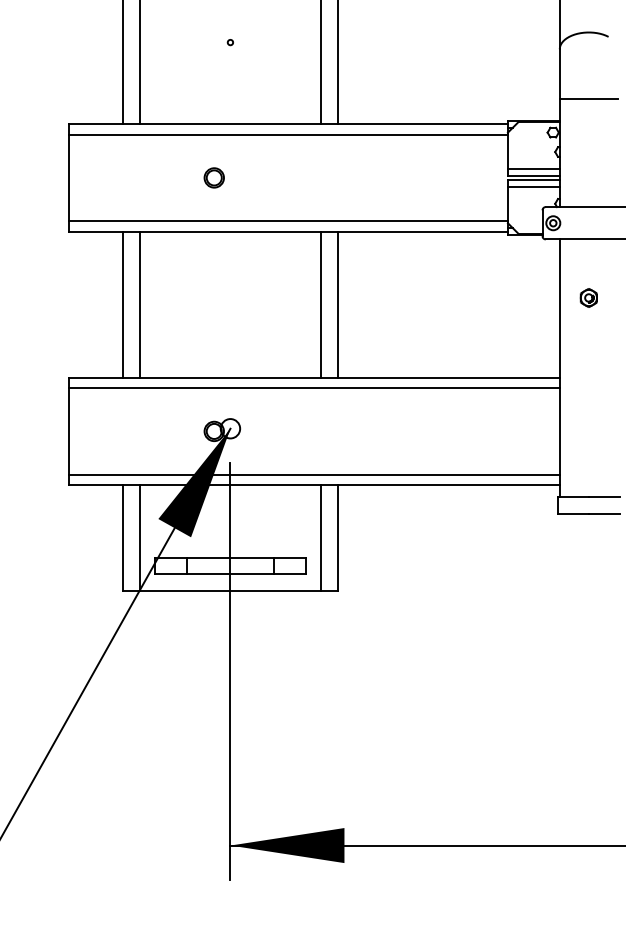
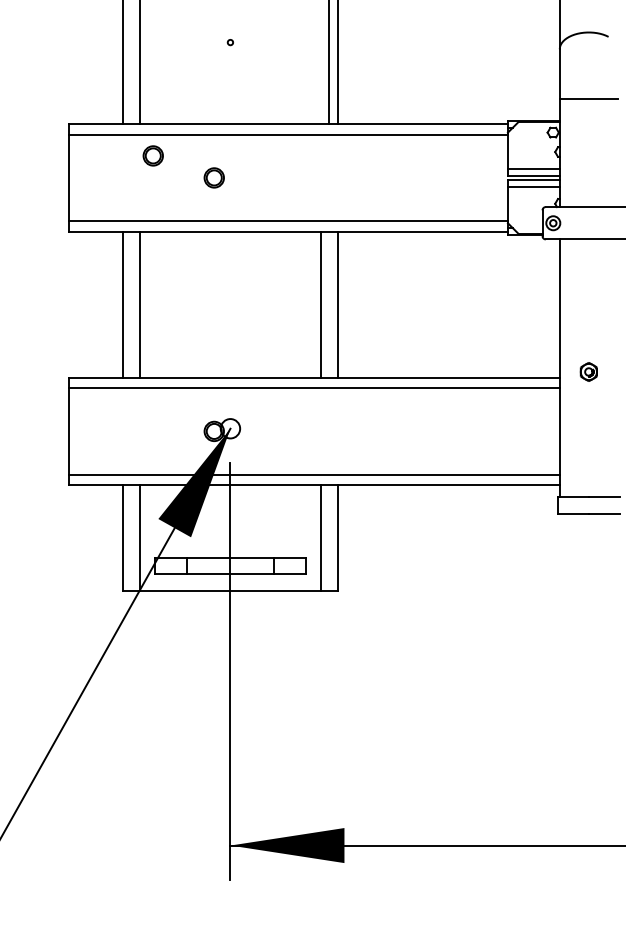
line position: (321, 63) -> (329, 63) (329, 63)
part: none -> present (152, 155)
part position: (588, 297) -> (588, 371) (588, 371)
